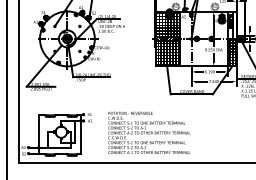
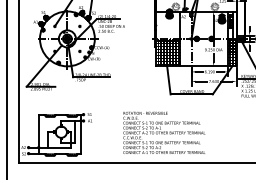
hatch: present -> none (168, 24)
text position: (149, 132) -> (164, 132) (164, 132)
